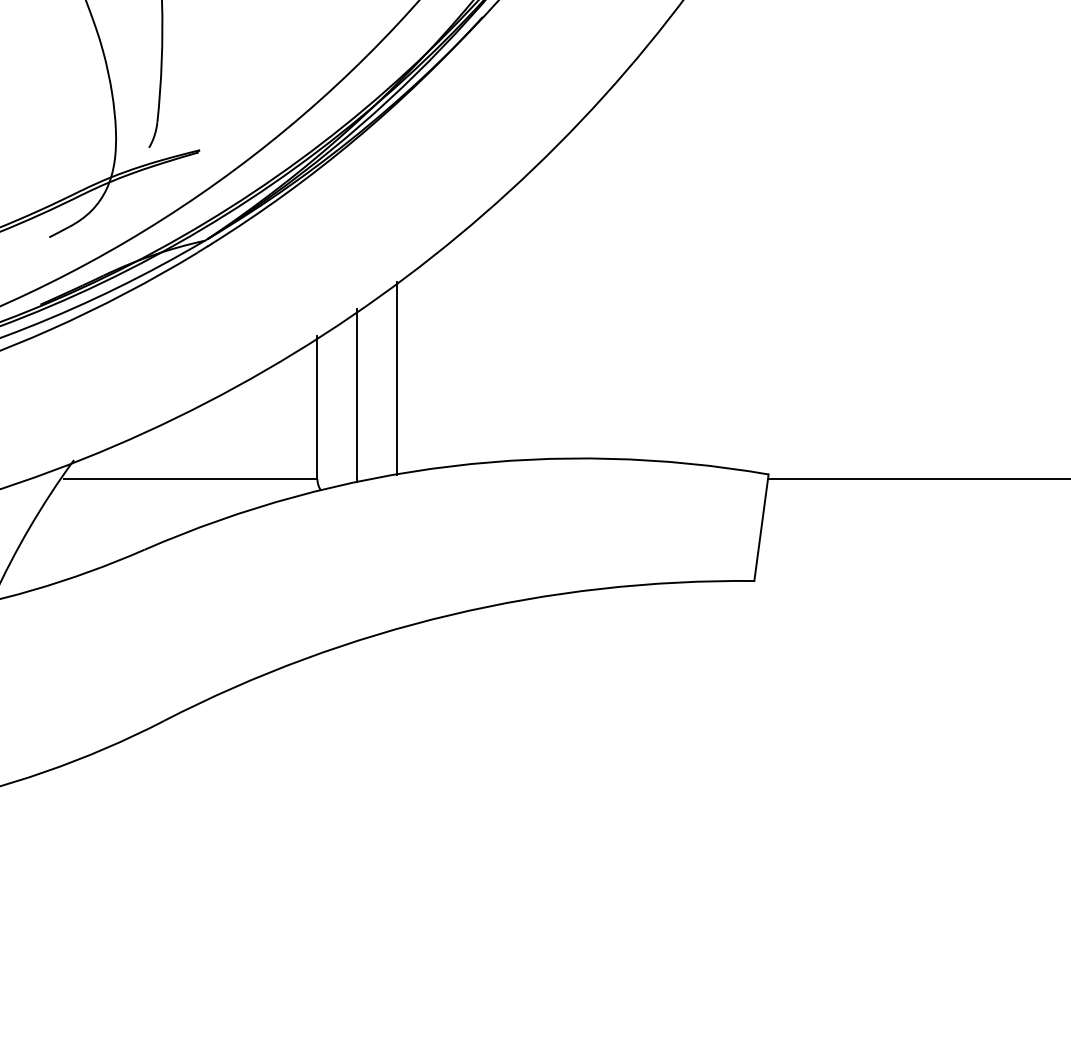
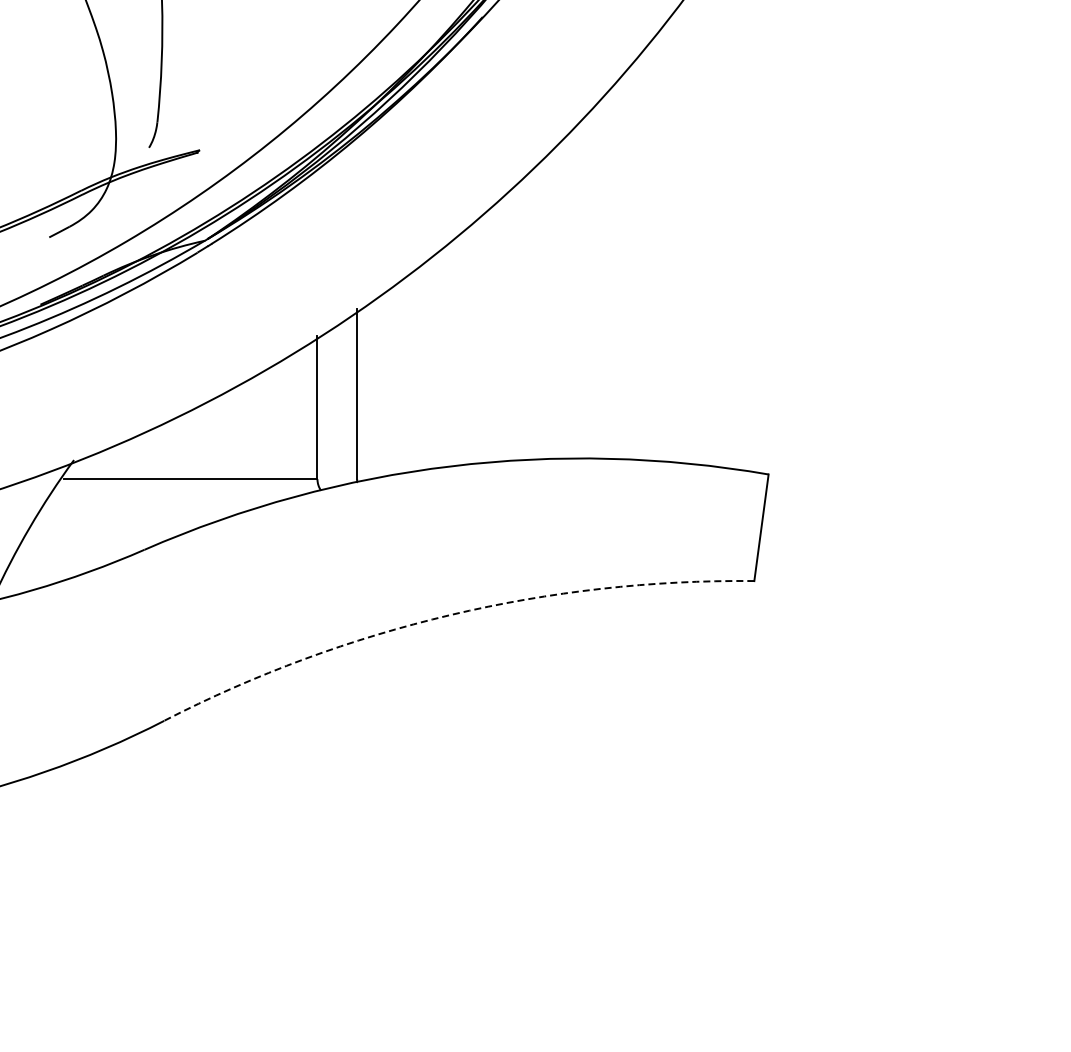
line: present -> none (396, 378)
line: present -> none (917, 479)
arc: solid -> dashed (450, 614)
